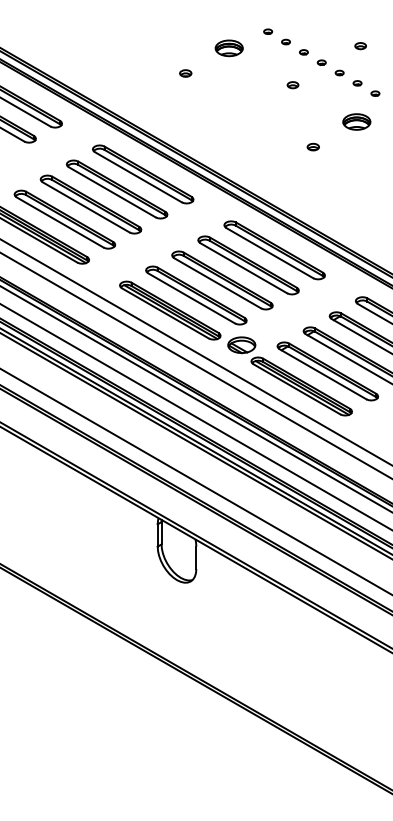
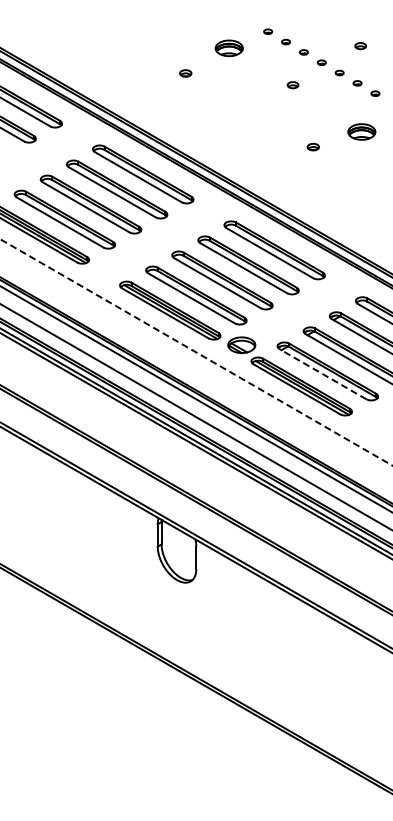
part position: (356, 121) -> (361, 131) (361, 131)
line: solid -> dashed (196, 352)
line: present -> none (195, 365)
line: solid -> dashed (322, 373)
line: present -> none (195, 481)
